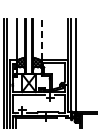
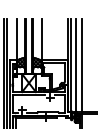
line: dashed -> solid (41, 39)
line: none -> present (81, 64)
